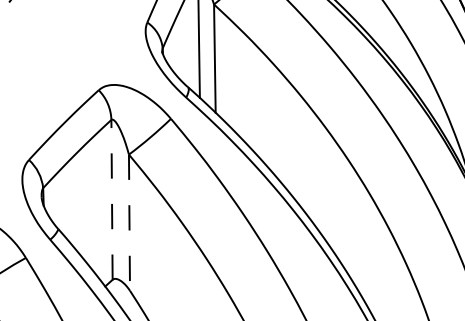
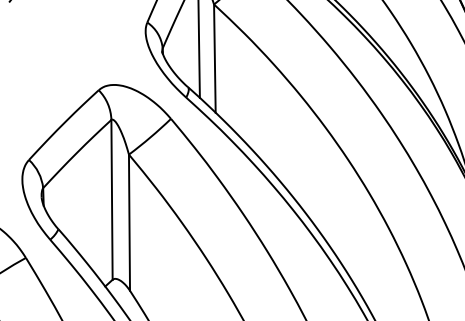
line: dashed -> solid (112, 199)
line: dashed -> solid (129, 223)
